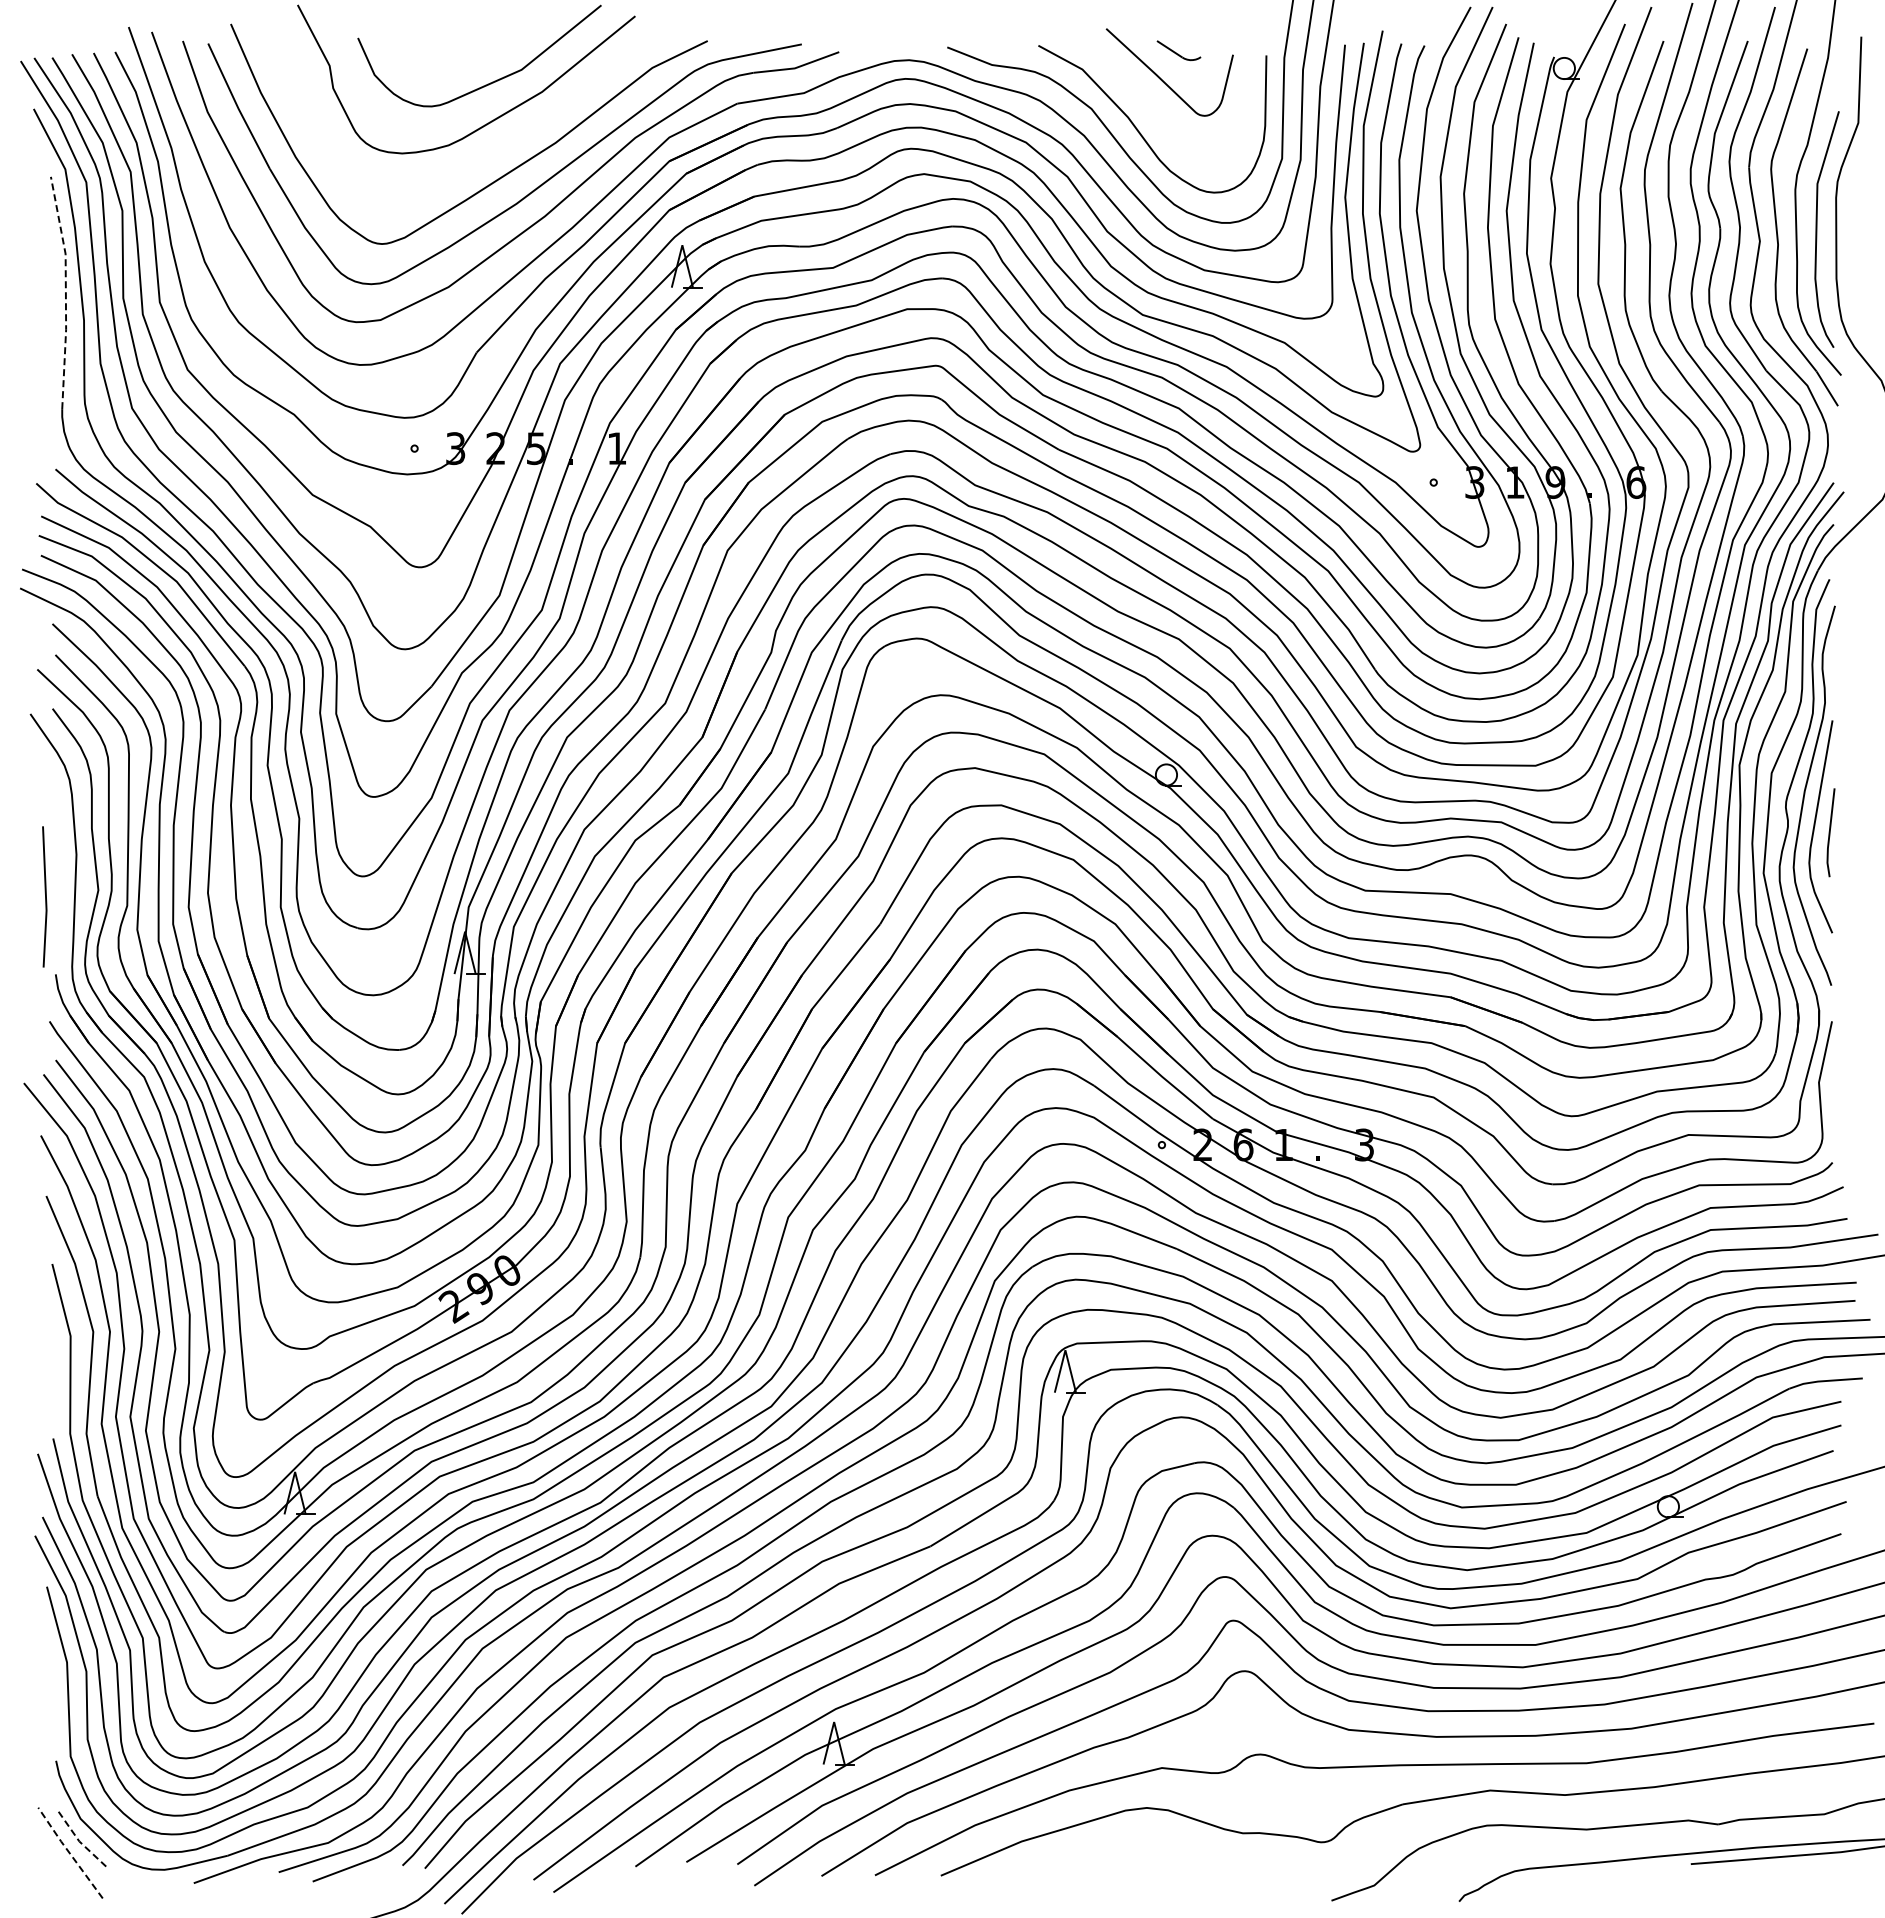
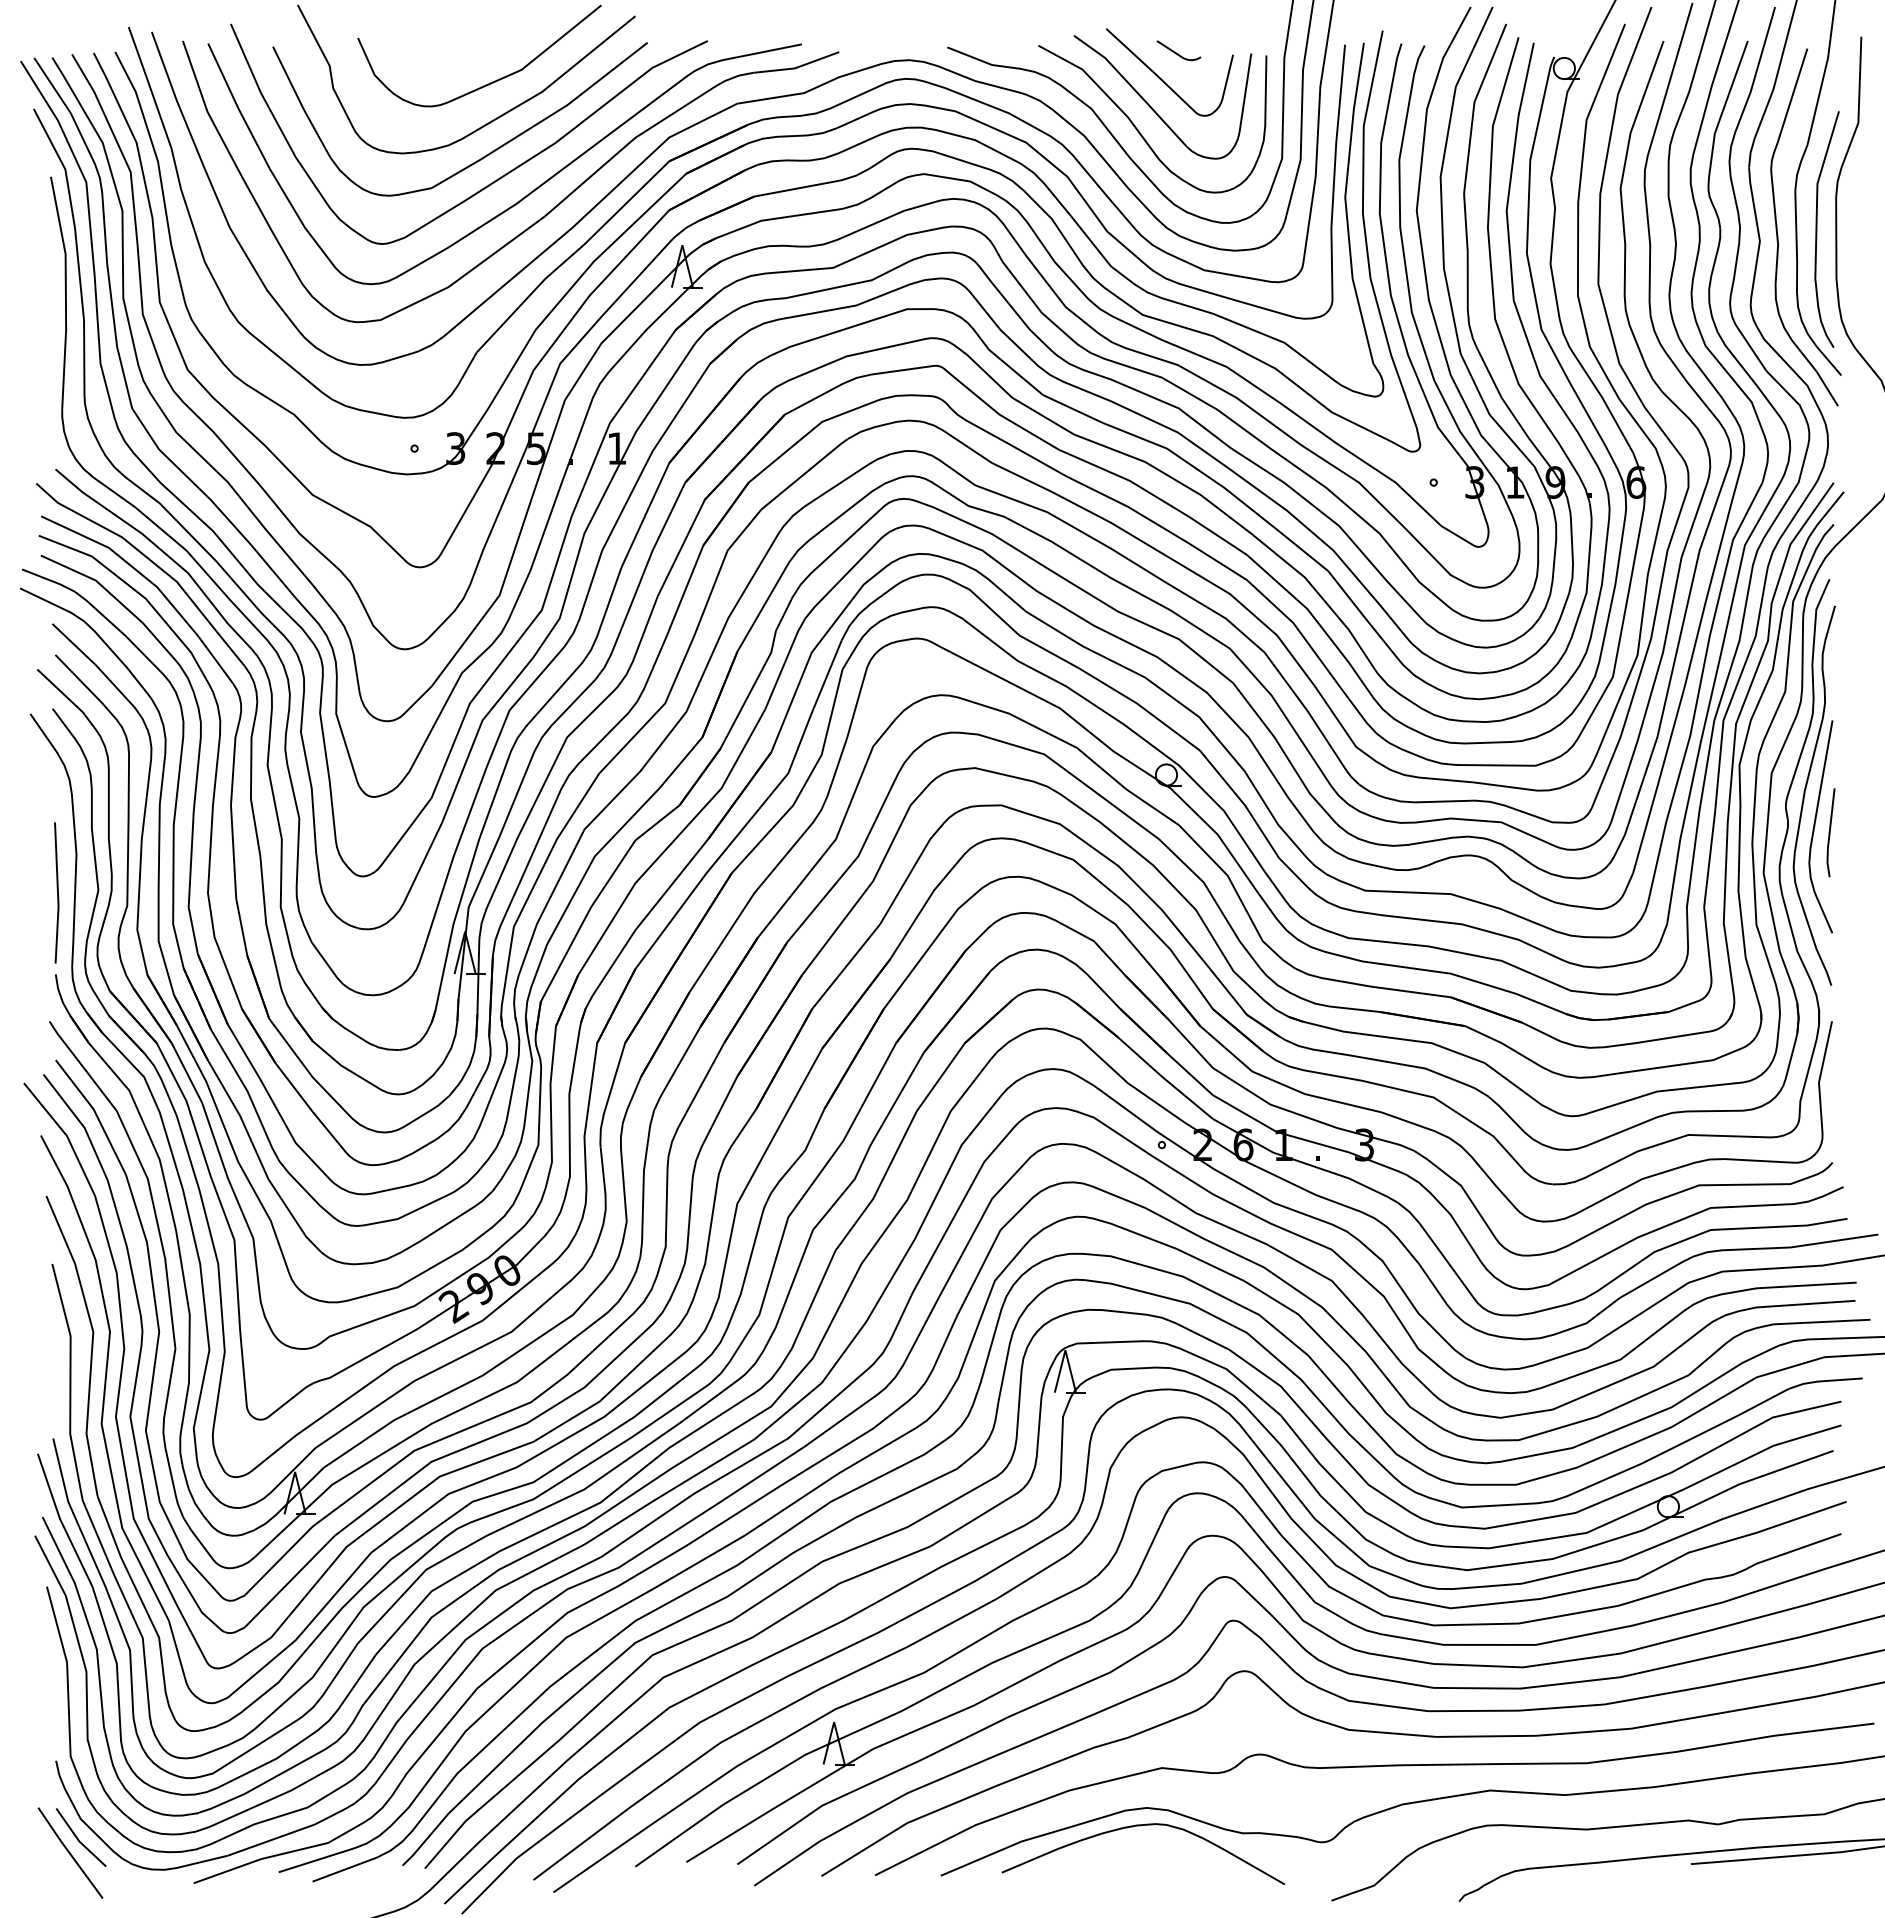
part: none -> present (1152, 107)
curve: none -> present (481, 157)
line: dashed -> solid (65, 291)
line position: (45, 896) -> (57, 892) (57, 892)
curve: none -> present (1141, 1826)
line: dashed -> solid (78, 1839)
line: dashed -> solid (69, 1852)
